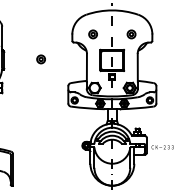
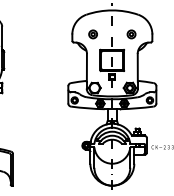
part: present -> none (40, 59)
